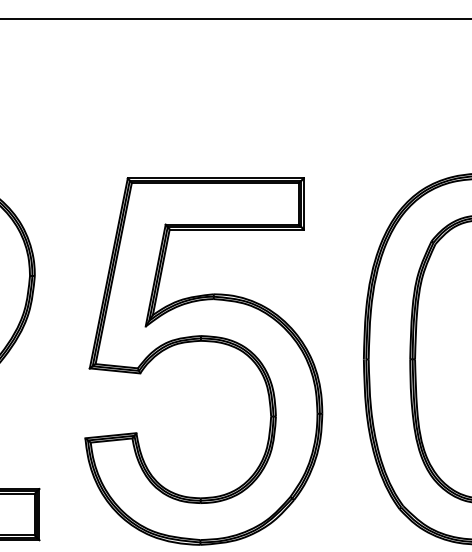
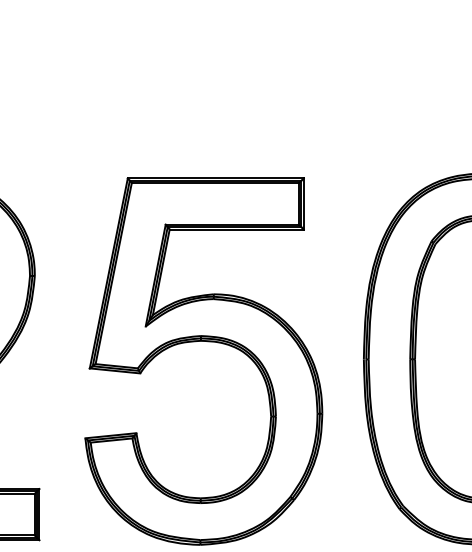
line: present -> none (235, 19)
